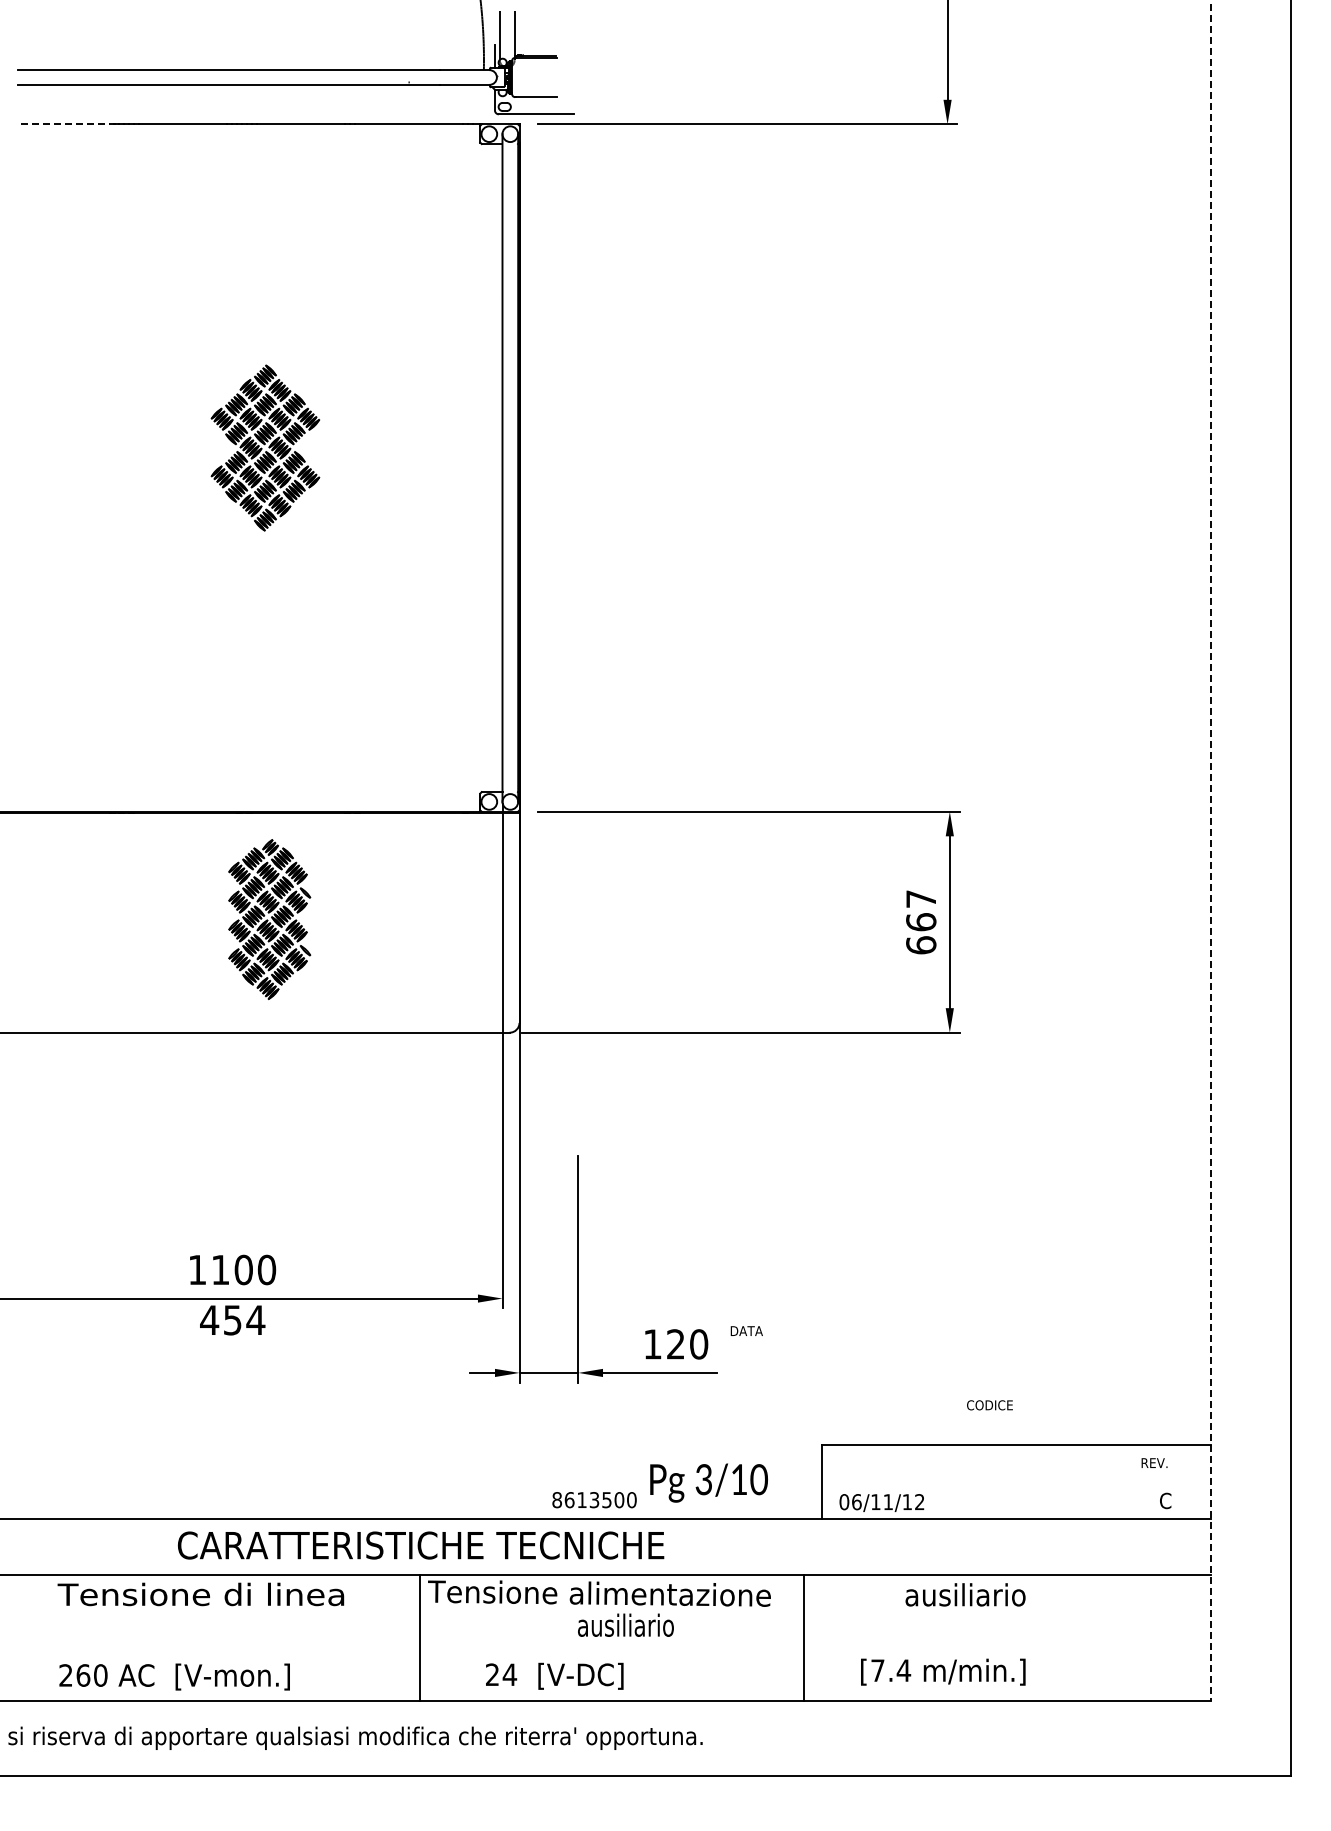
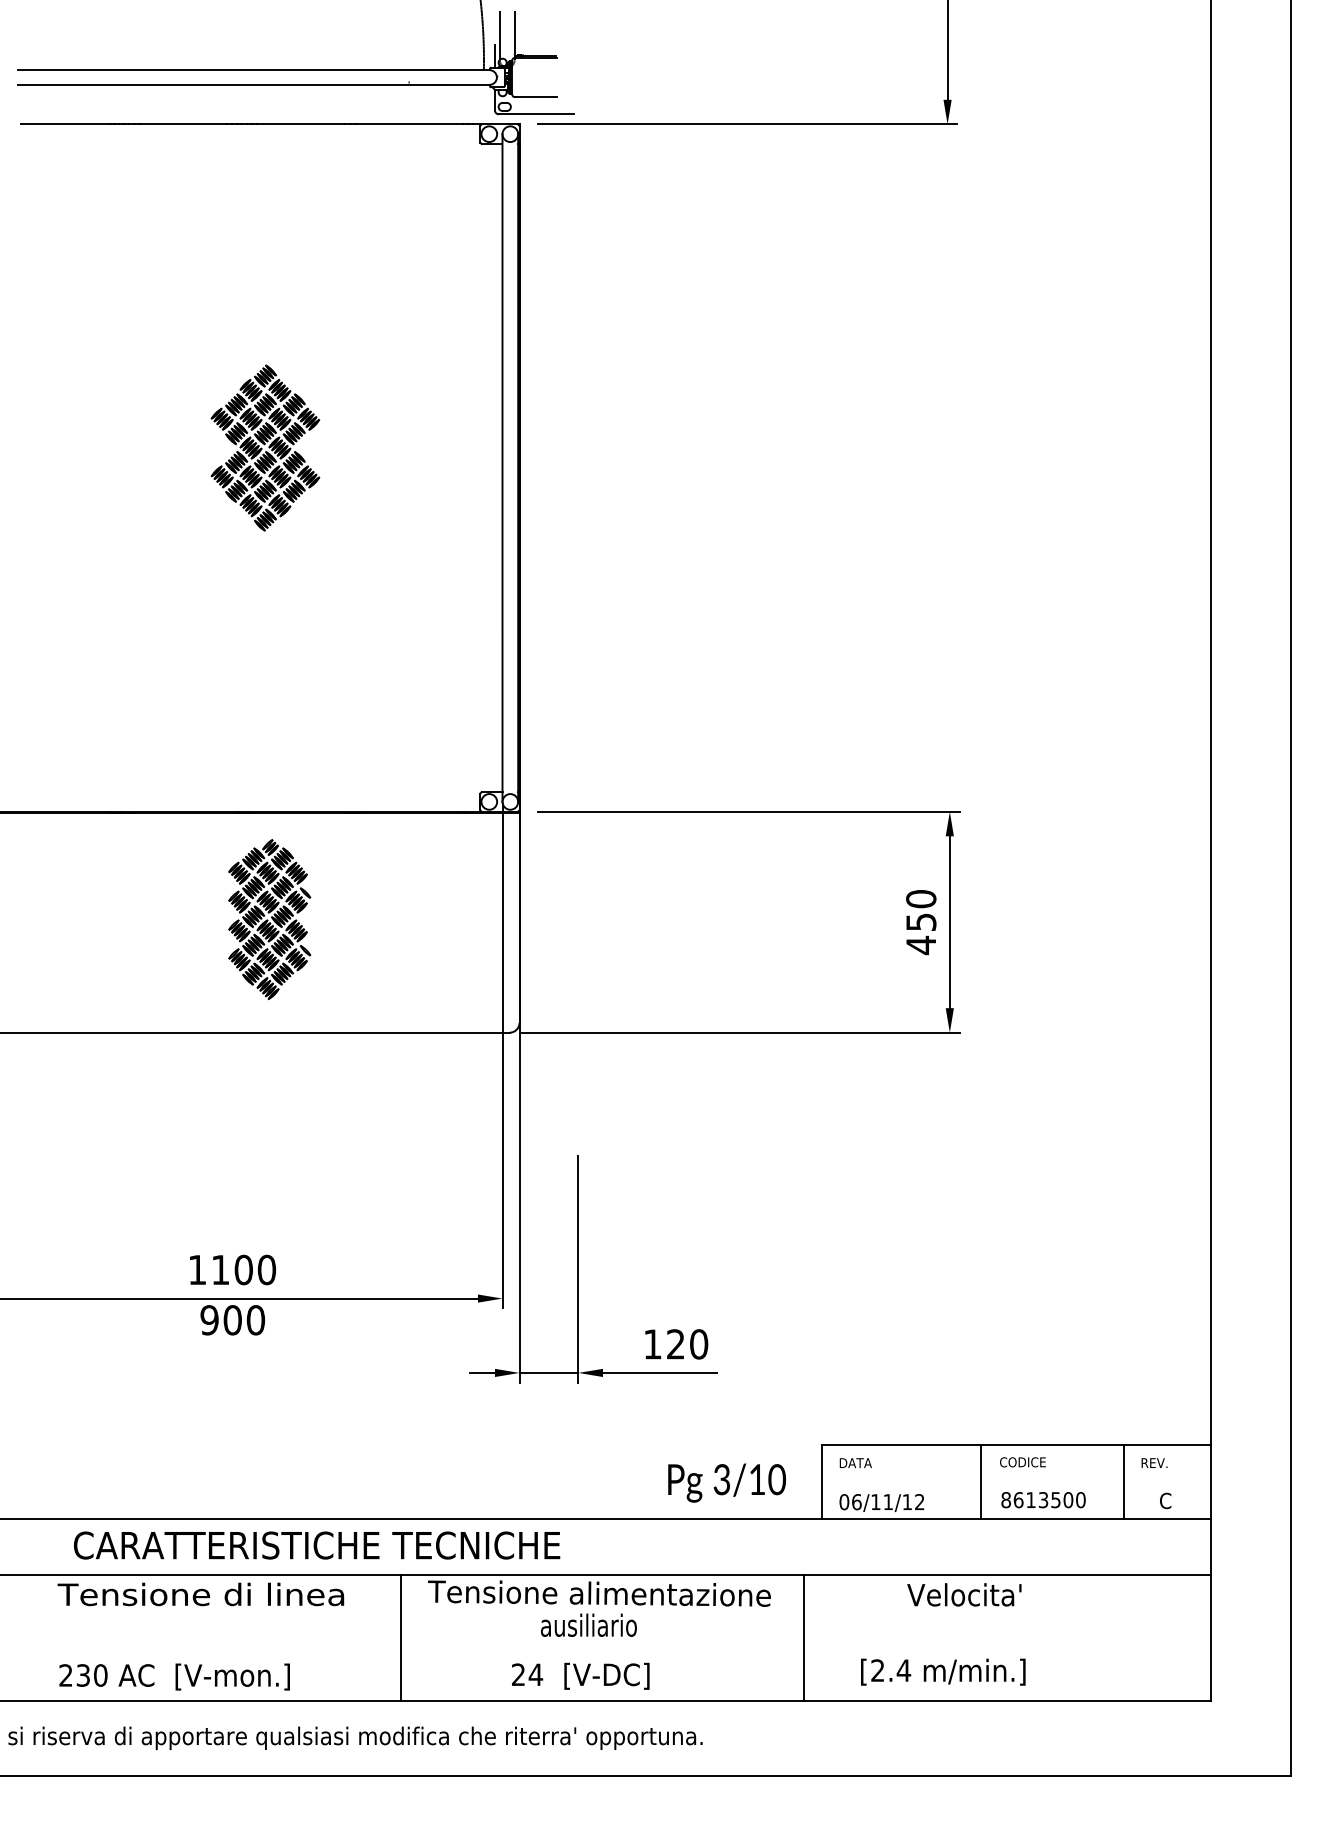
line: dashed -> solid (65, 124)
line: dashed -> solid (1210, 851)
text: 667 -> 450 (921, 922)
text: 454 -> 900 (232, 1320)
text position: (746, 1330) -> (855, 1462) (855, 1462)
text position: (989, 1405) -> (1022, 1462) (1022, 1462)
line: none -> present (980, 1481)
line: none -> present (1123, 1481)
text position: (708, 1482) -> (726, 1482) (726, 1482)
text position: (594, 1500) -> (1043, 1500) (1043, 1500)
text position: (420, 1545) -> (316, 1545) (316, 1545)
text: ausiliario -> Velocita' (965, 1594)
text position: (625, 1624) -> (588, 1624) (588, 1624)
line position: (420, 1637) -> (401, 1637) (401, 1637)
text: [7.4 -> [2.4 (877, 1670)
text: 260 -> 230 (83, 1675)
text position: (554, 1675) -> (580, 1675) (580, 1675)
